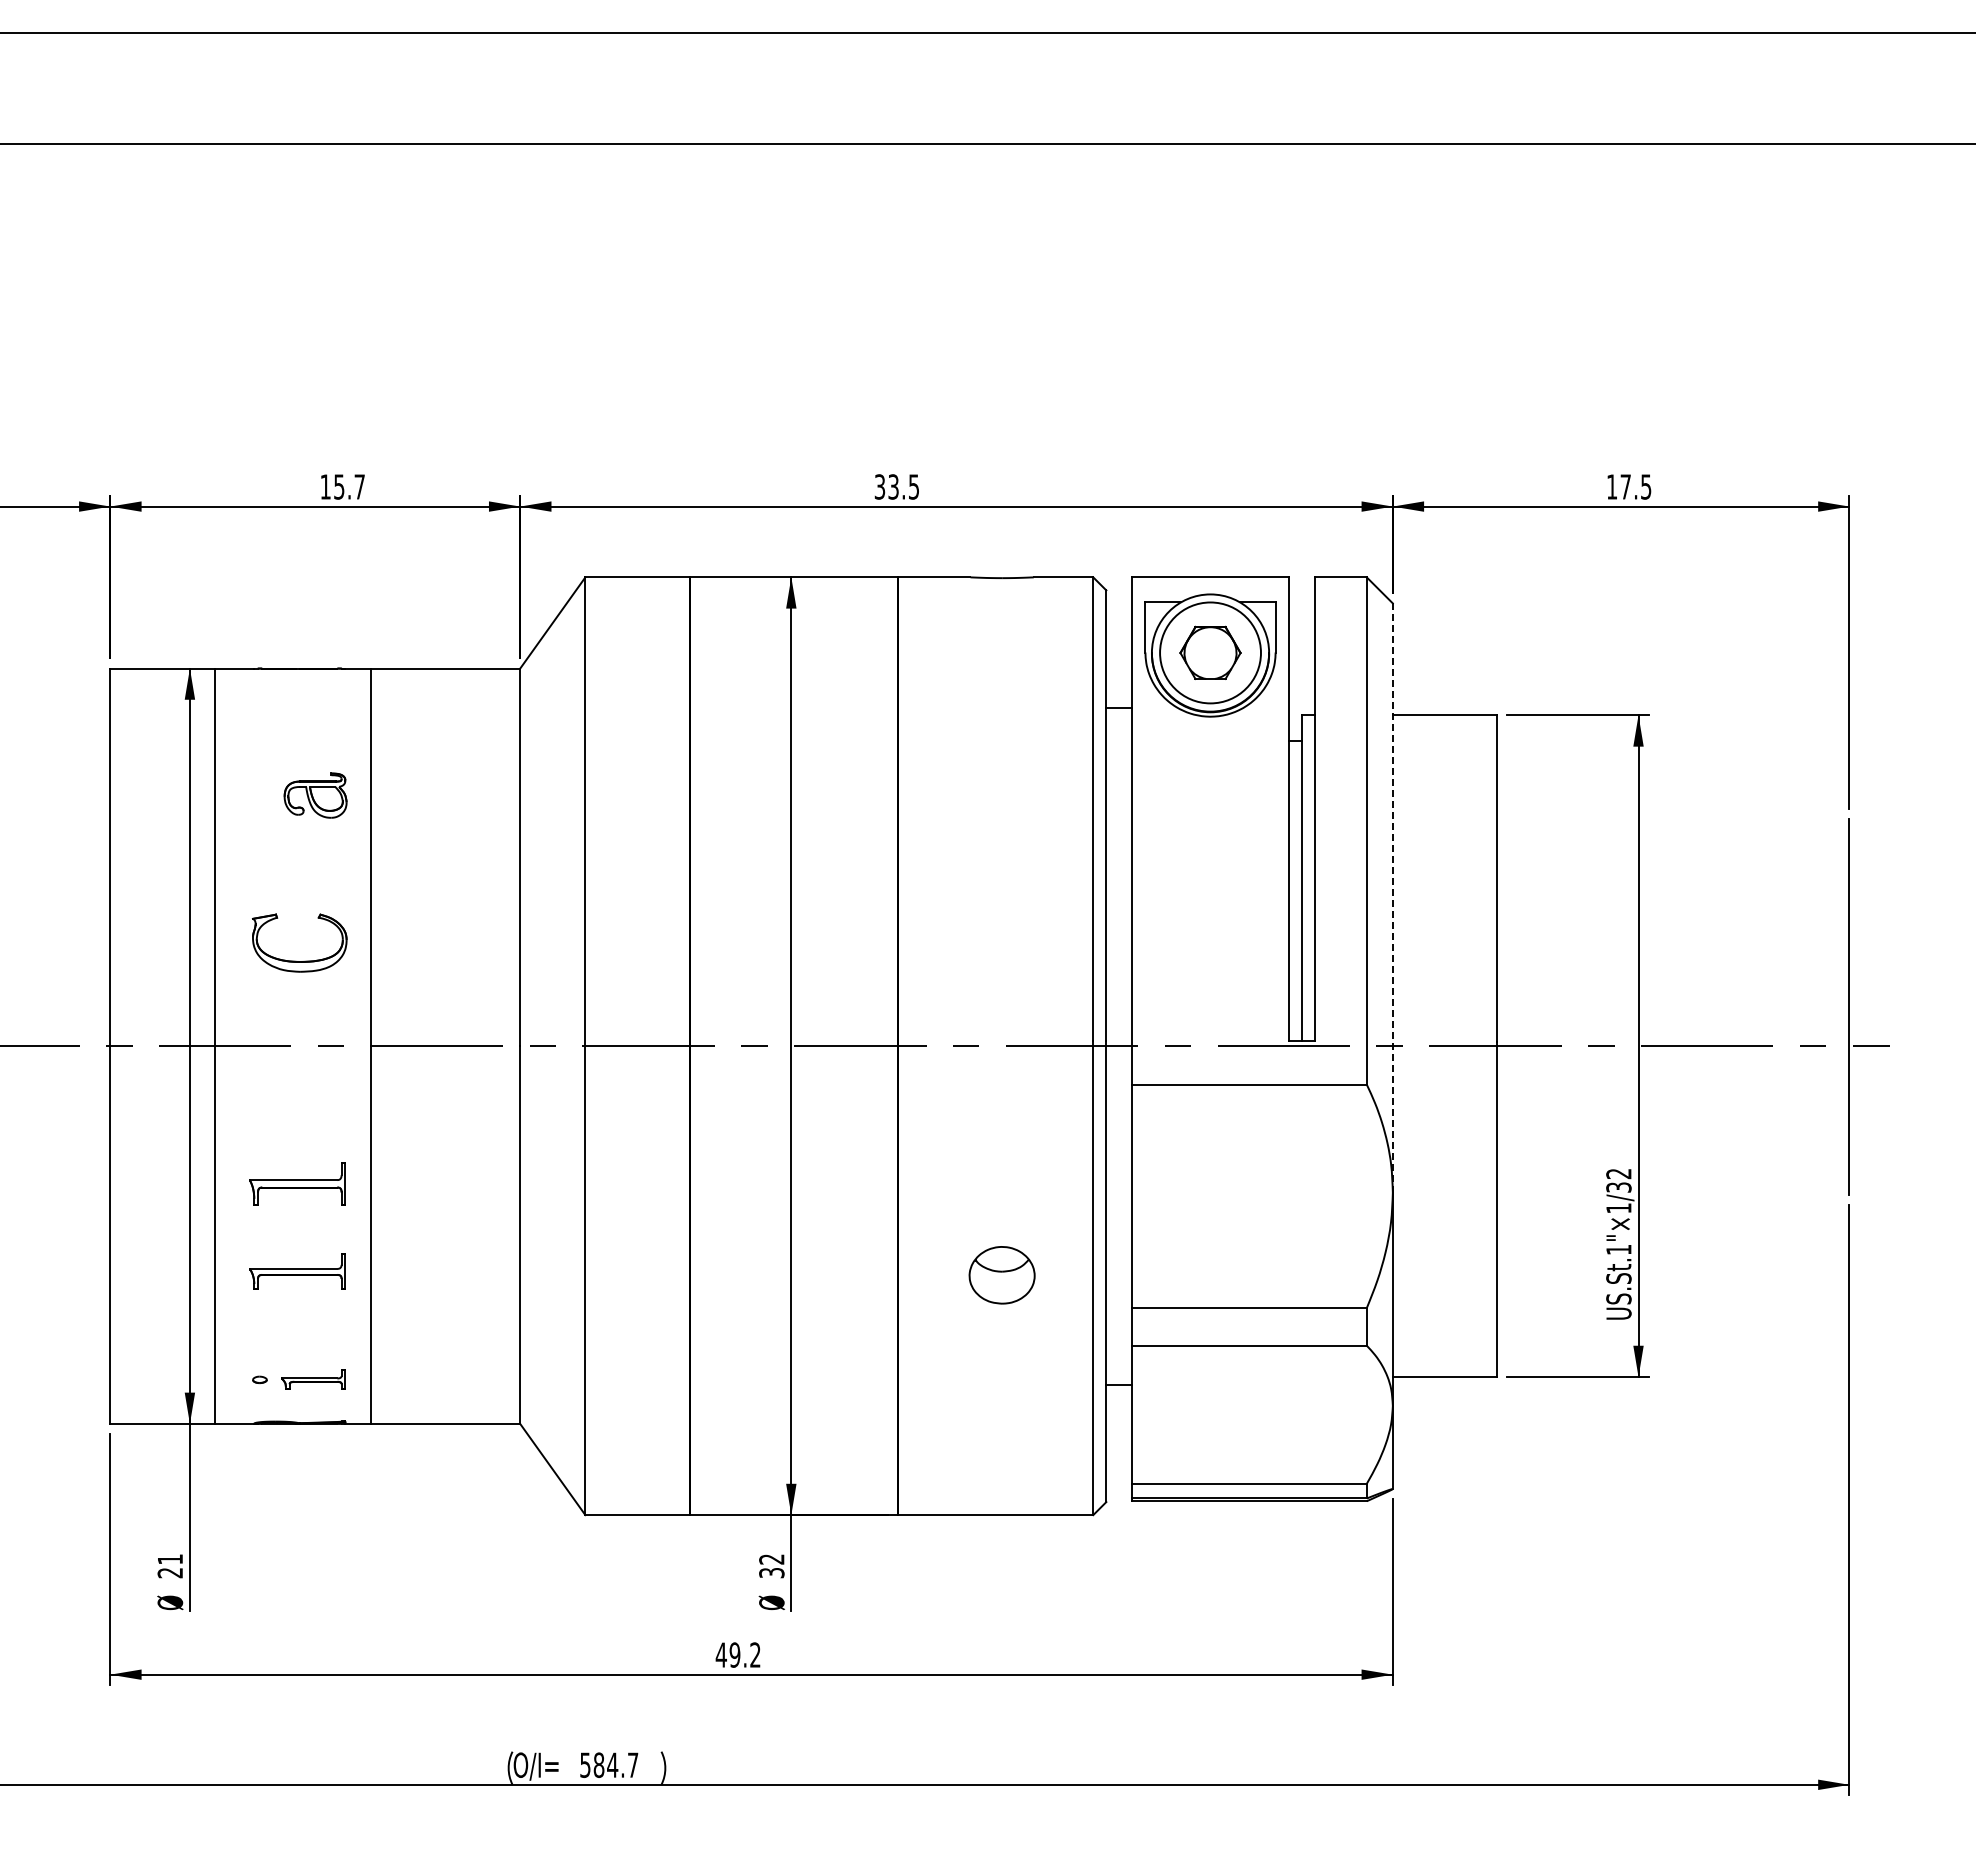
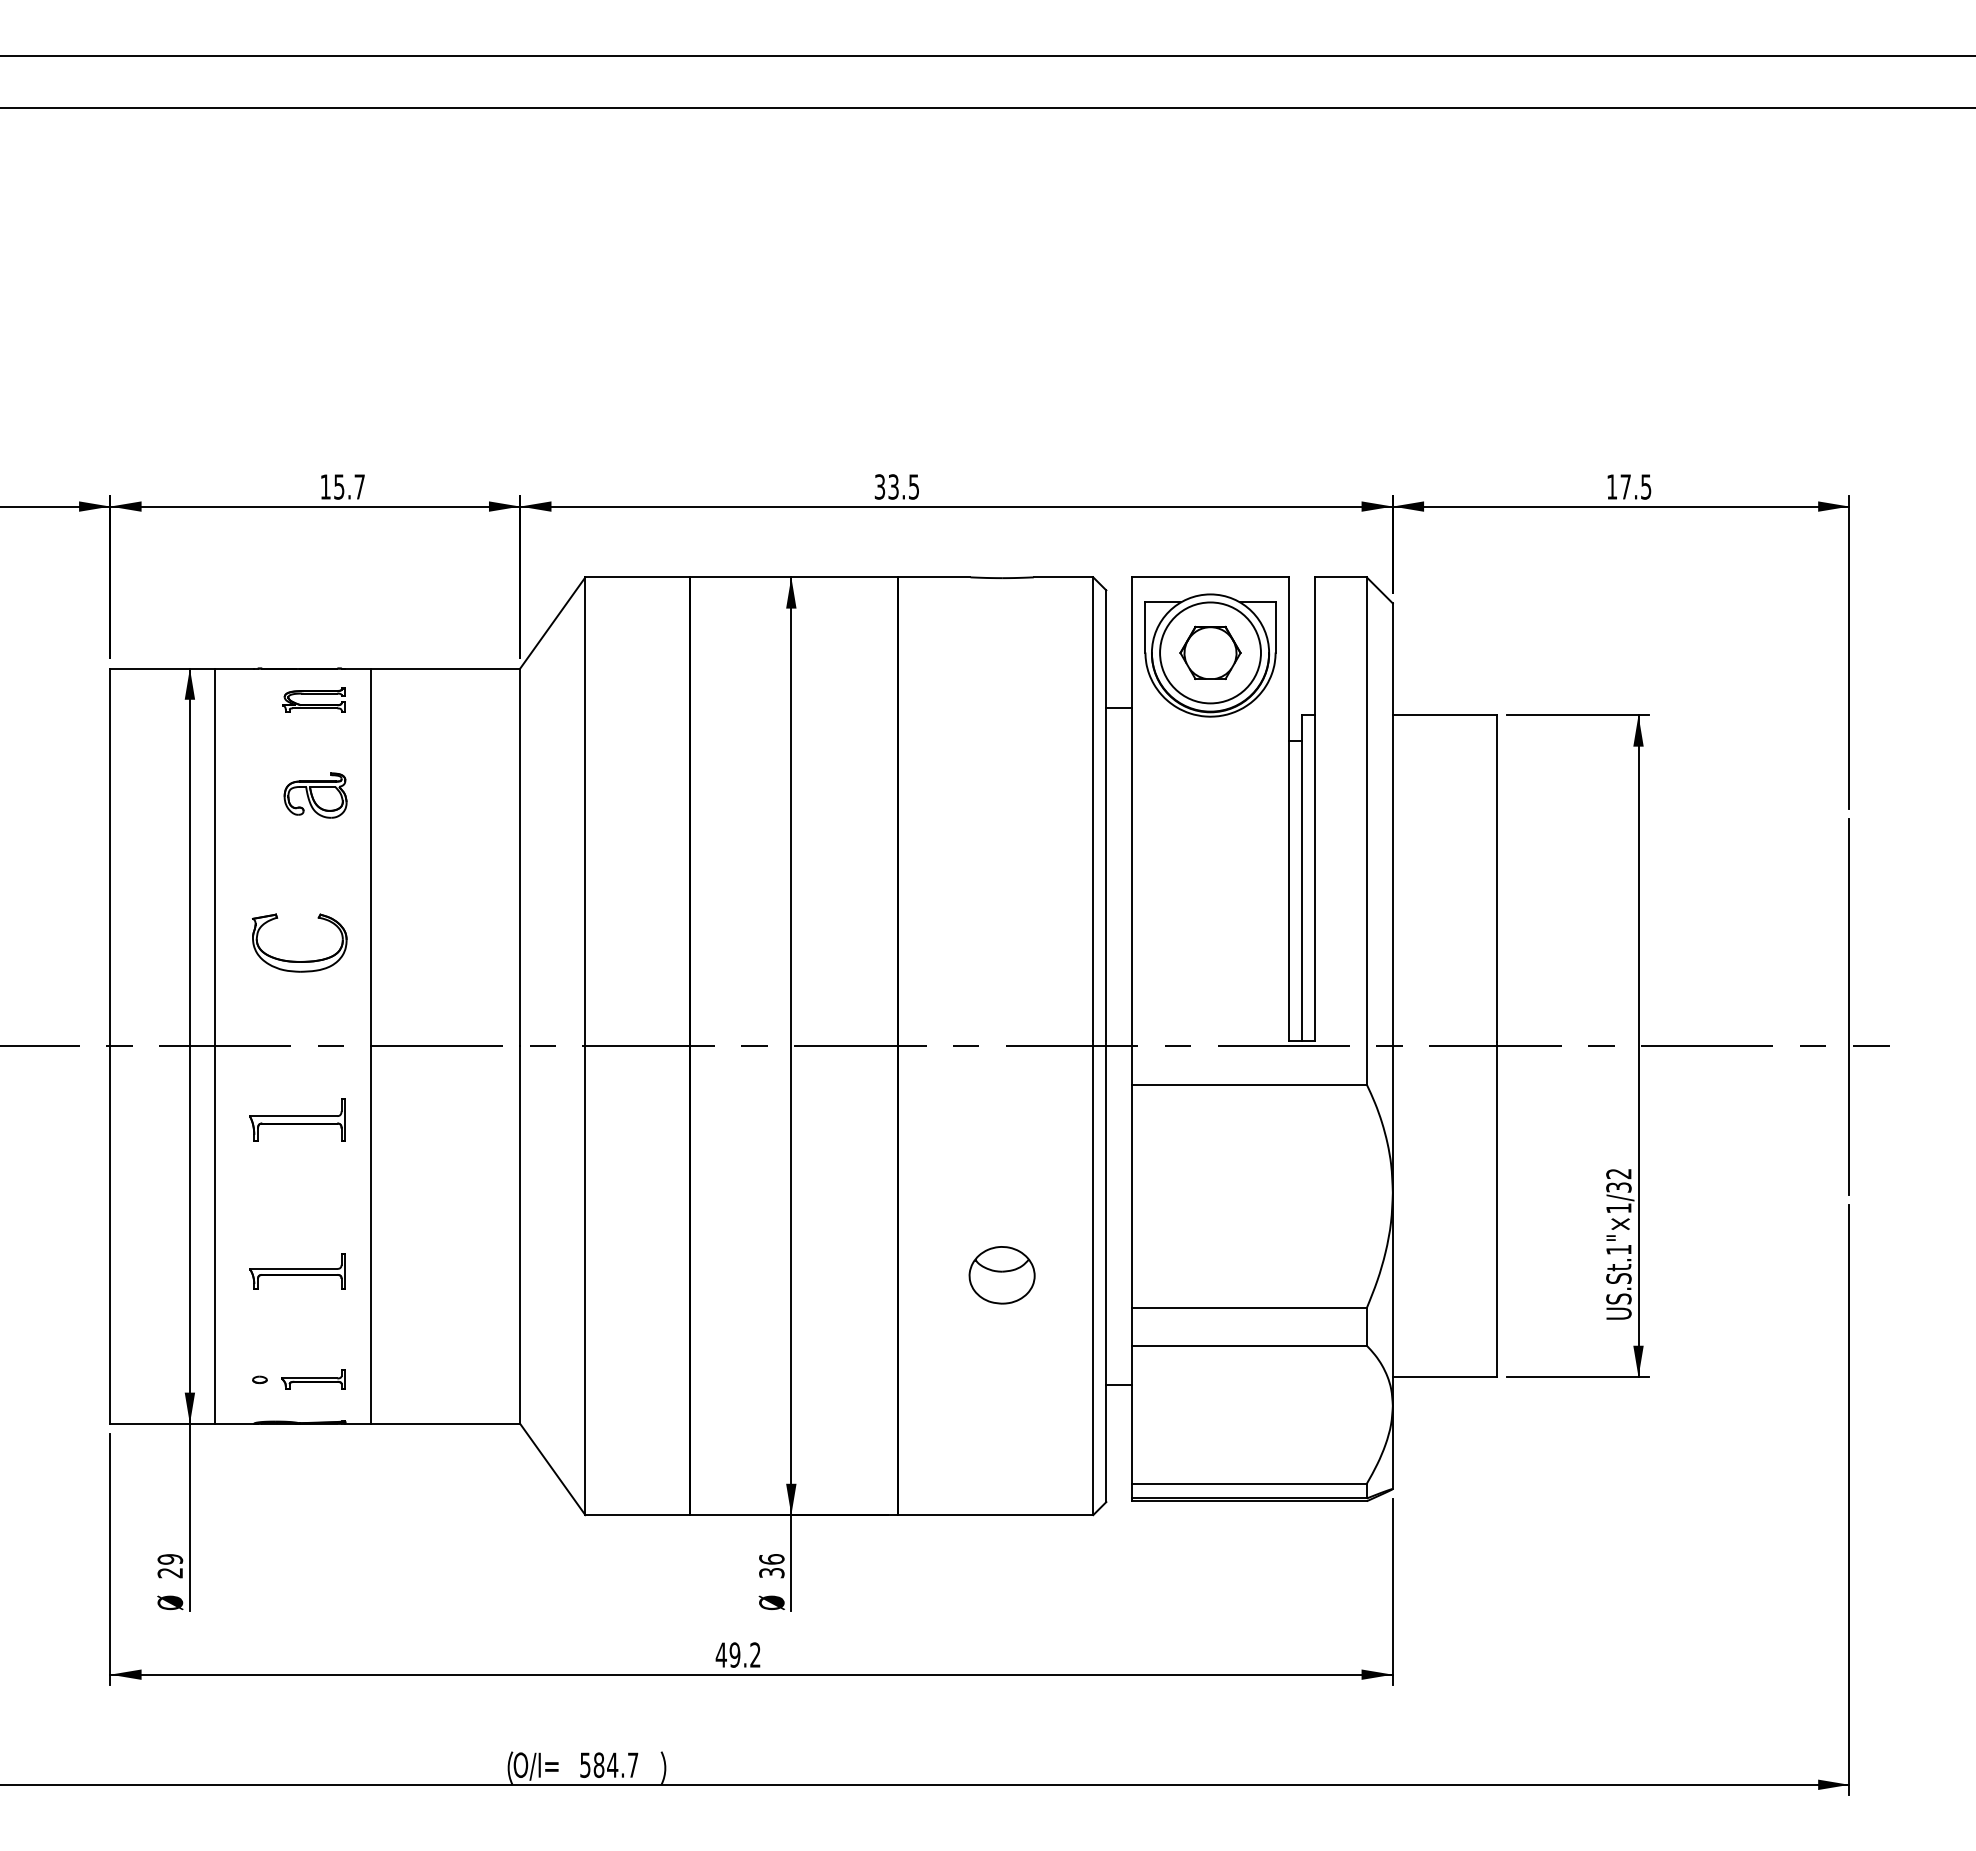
line position: (987, 32) -> (987, 55) (987, 55)
line position: (987, 143) -> (987, 107) (987, 107)
part: none -> present (313, 699)
line: dashed -> solid (1392, 898)
part position: (297, 1183) -> (297, 1119) (297, 1119)
text: 21 -> 29 (170, 1559)
text: 32 -> 36 (771, 1559)
